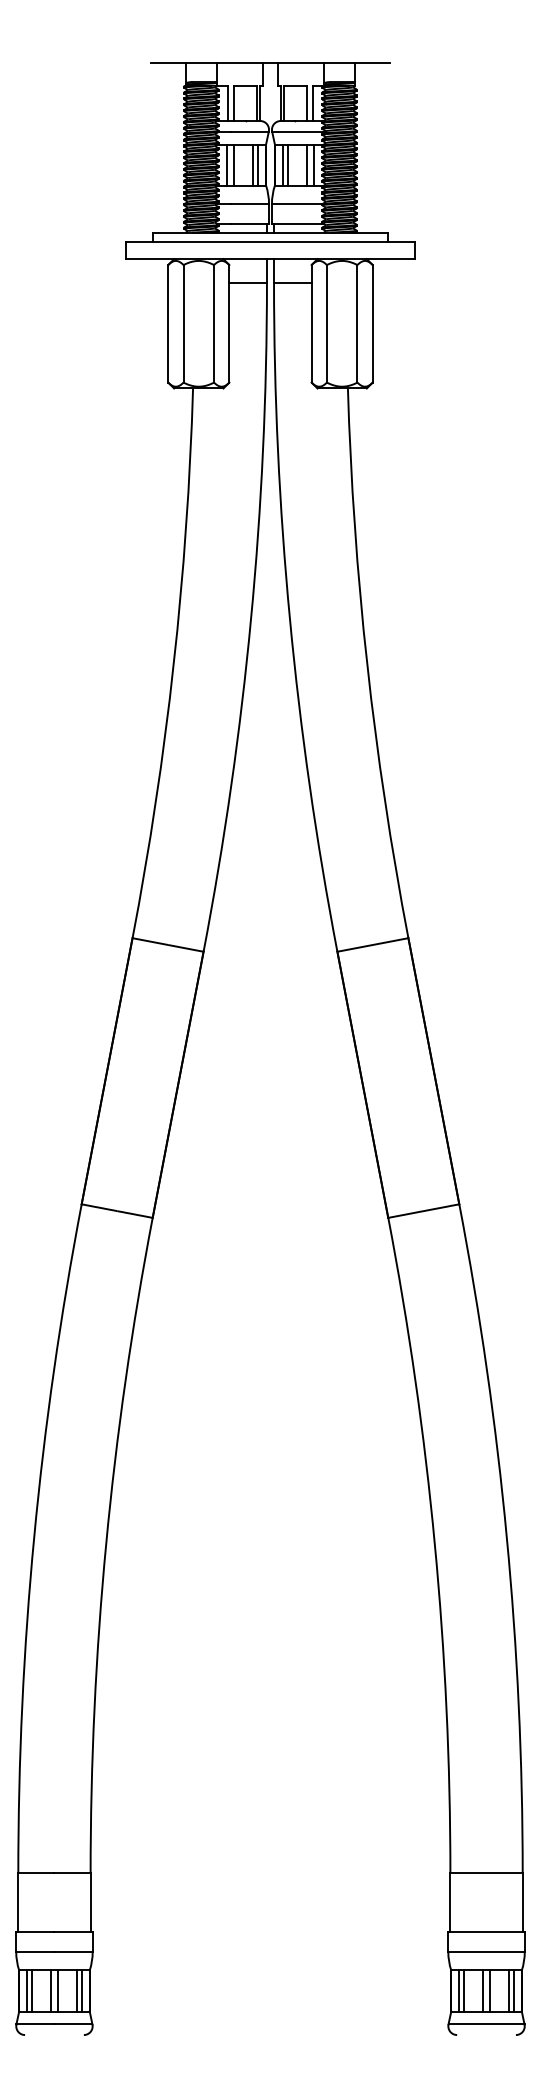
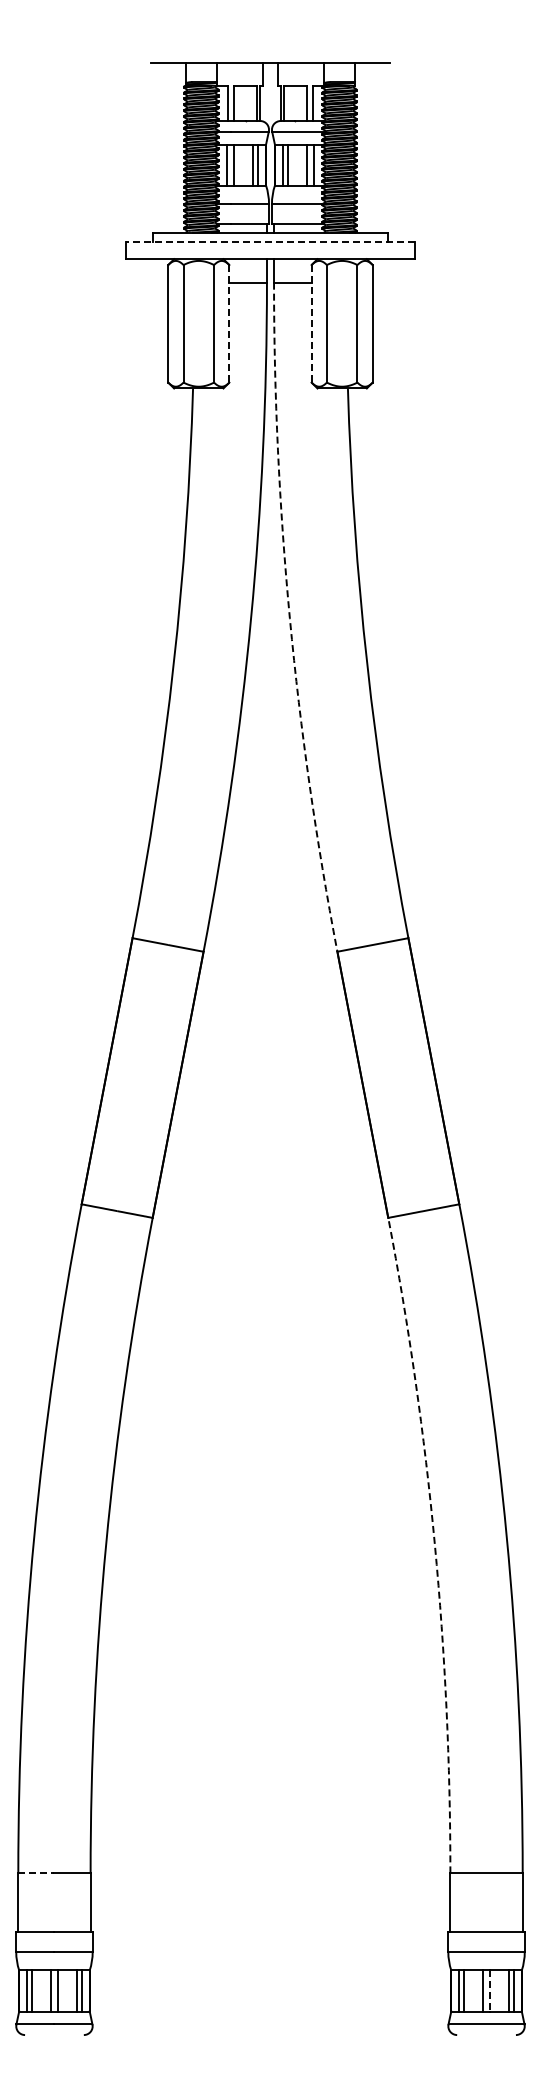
line: solid -> dashed (270, 241)
line: solid -> dashed (229, 323)
line: solid -> dashed (311, 323)
arc: solid -> dashed (289, 618)
arc: solid -> dashed (434, 1544)
line: solid -> dashed (36, 1873)
line: solid -> dashed (490, 1990)
